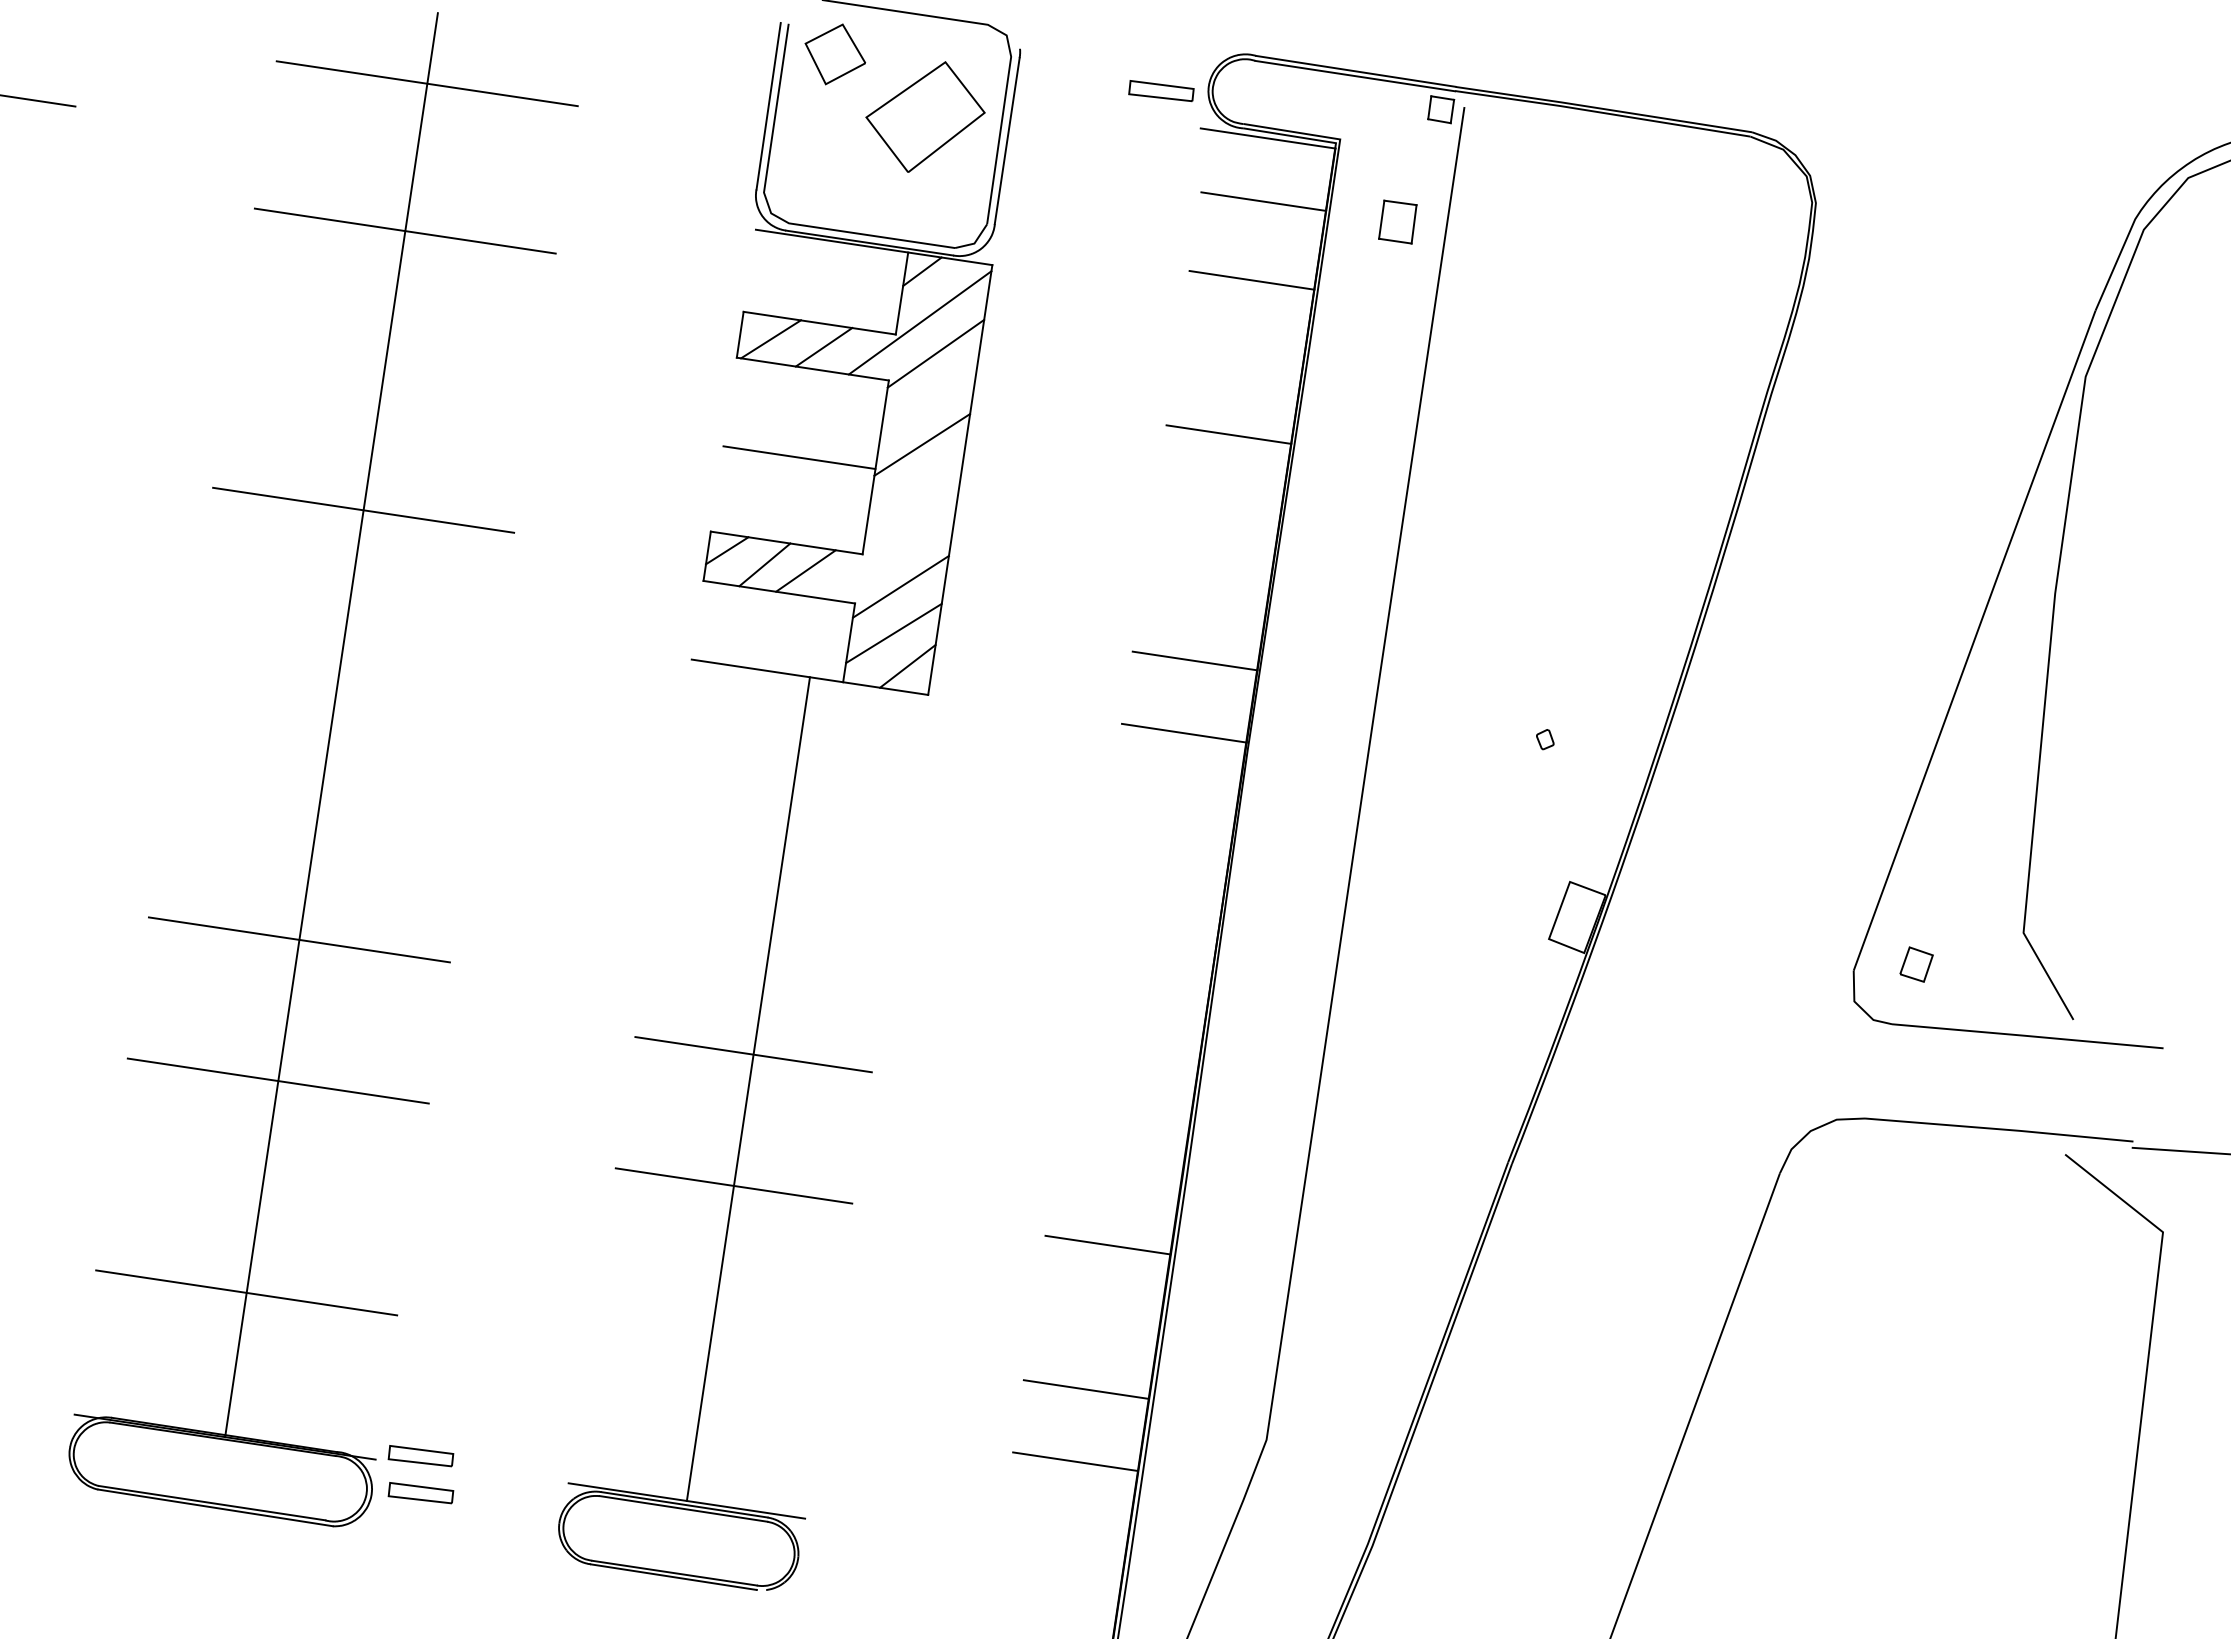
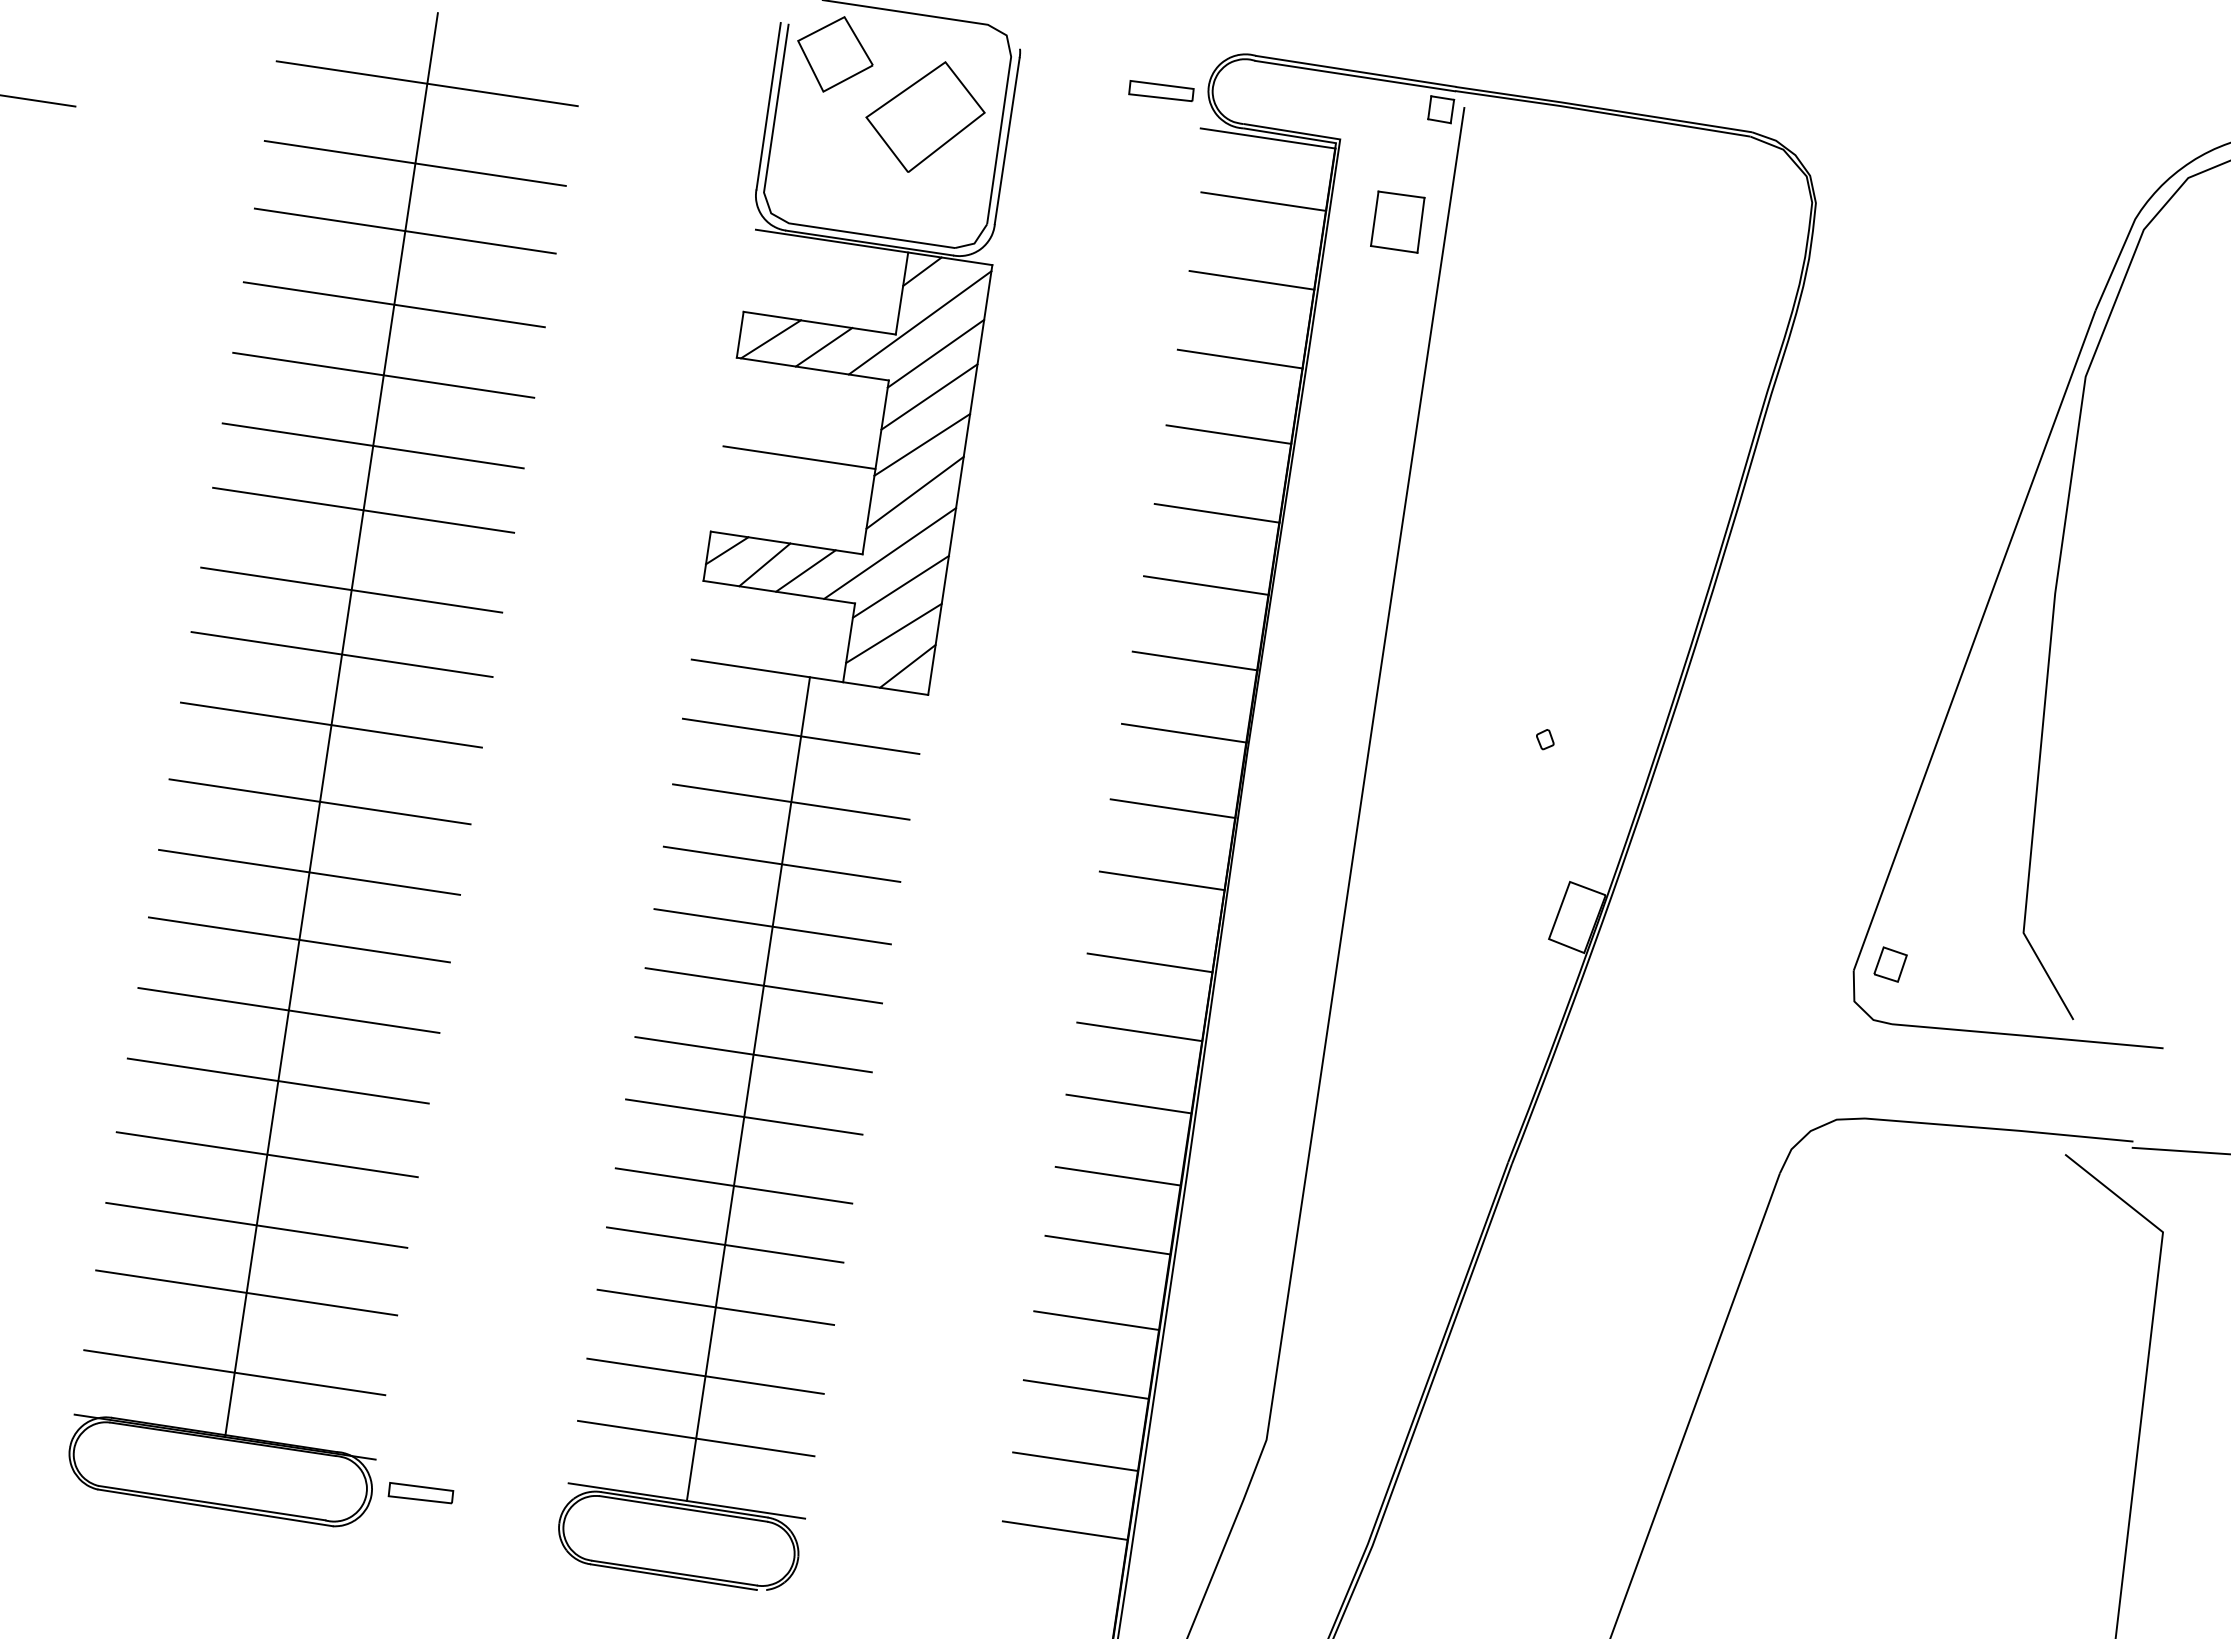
part size: 63x63 px -> 77x77 px (835, 54)
line: none -> present (414, 162)
part size: 40x46 px -> 56x64 px (1397, 221)
line: none -> present (393, 304)
line: none -> present (1239, 358)
line: none -> present (383, 374)
line: none -> present (929, 396)
line: none -> present (372, 445)
line: none -> present (914, 492)
line: none -> present (1216, 512)
line: none -> present (890, 553)
line: none -> present (1206, 585)
line: none -> present (351, 589)
line: none -> present (341, 654)
line: none -> present (330, 724)
line: none -> present (800, 736)
line: none -> present (319, 801)
line: none -> present (791, 801)
line: none -> present (1172, 808)
line: none -> present (781, 863)
line: none -> present (309, 871)
line: none -> present (1161, 880)
line: none -> present (772, 926)
line: none -> present (1149, 962)
part position: (1916, 964) -> (1890, 964) (1890, 964)
line: none -> present (763, 985)
line: none -> present (288, 1010)
line: none -> present (1139, 1031)
line: none -> present (1128, 1103)
line: none -> present (744, 1116)
line: none -> present (266, 1154)
line: none -> present (1117, 1175)
line: none -> present (256, 1224)
line: none -> present (724, 1244)
line: none -> present (715, 1306)
line: none -> present (1096, 1320)
line: none -> present (234, 1372)
line: none -> present (705, 1375)
line: none -> present (696, 1438)
part: present -> none (420, 1456)
line: none -> present (1064, 1530)
